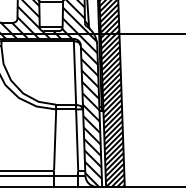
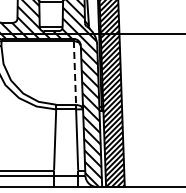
line: solid -> dashed (74, 72)
